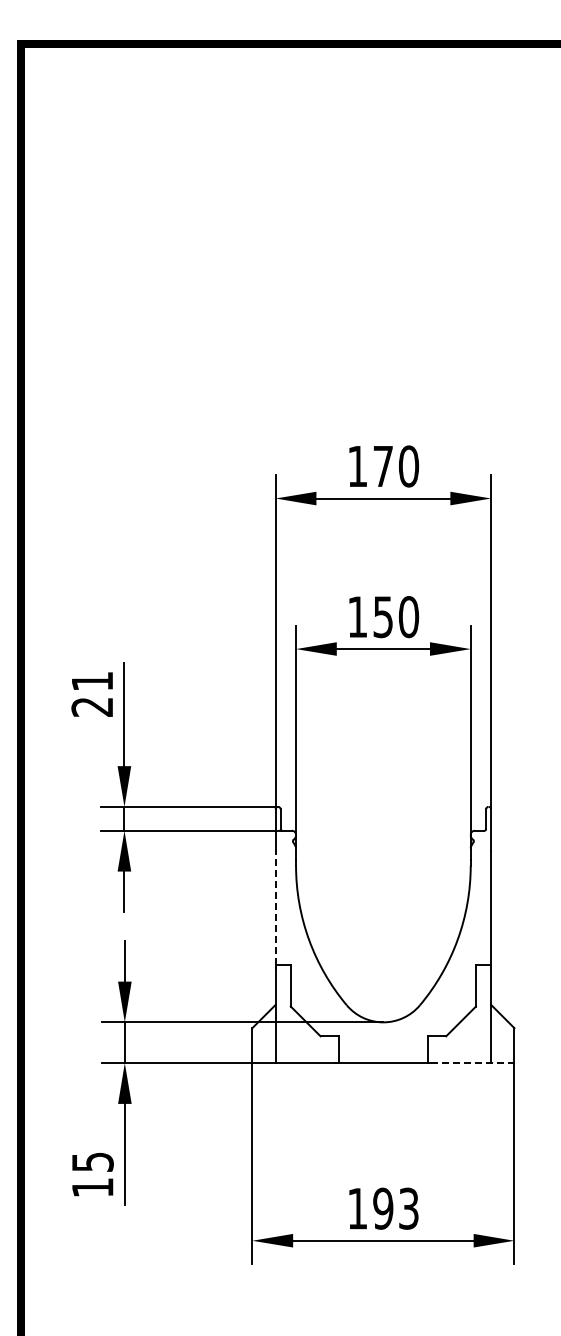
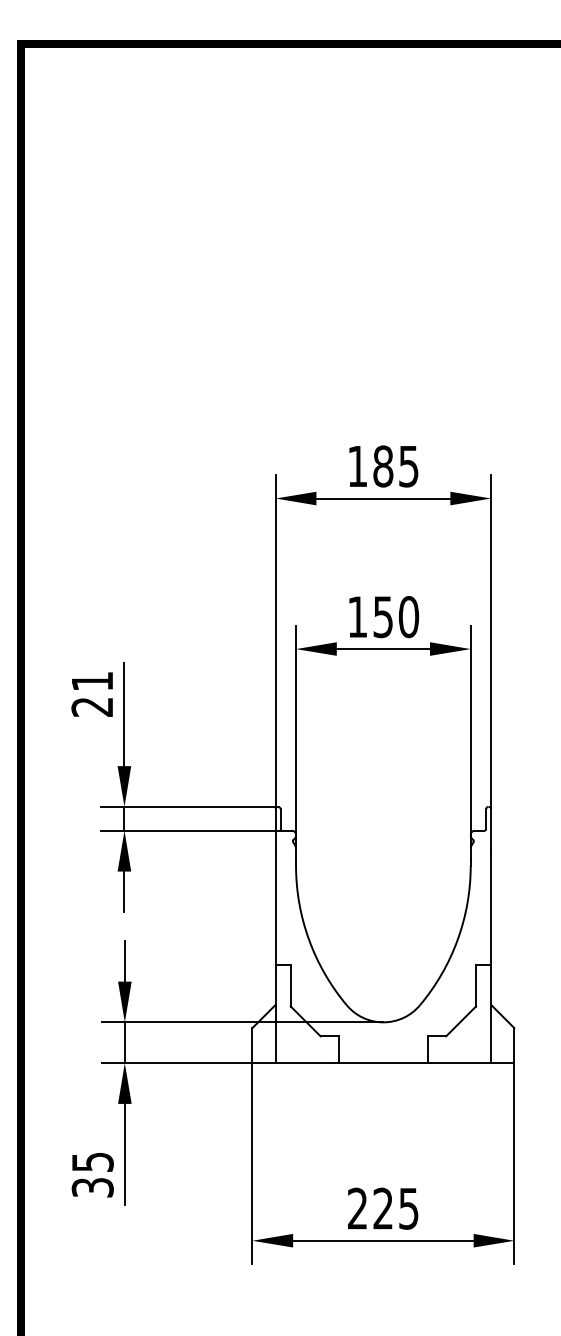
text: 170 -> 185 (396, 466)
line: dashed -> solid (275, 907)
line: dashed -> solid (472, 1063)
text: 15 -> 35 (92, 1187)
text: 193 -> 225 (383, 1208)
